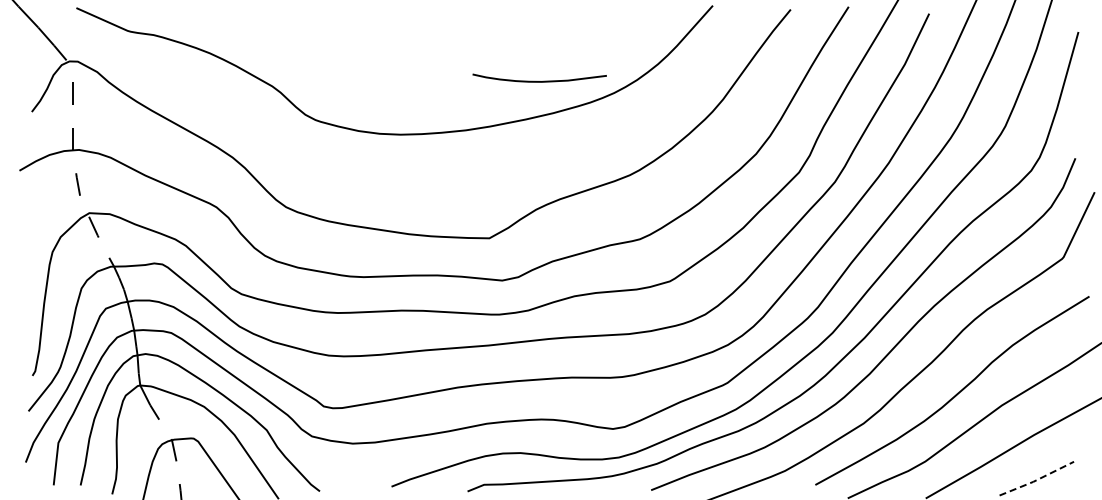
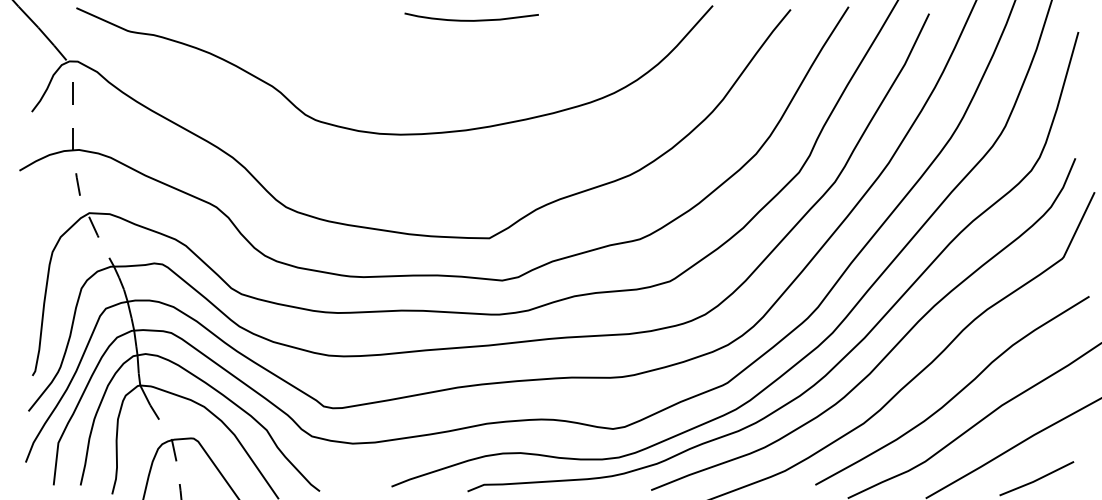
curve position: (539, 81) -> (471, 20) (471, 20)
line: dashed -> solid (1036, 480)
